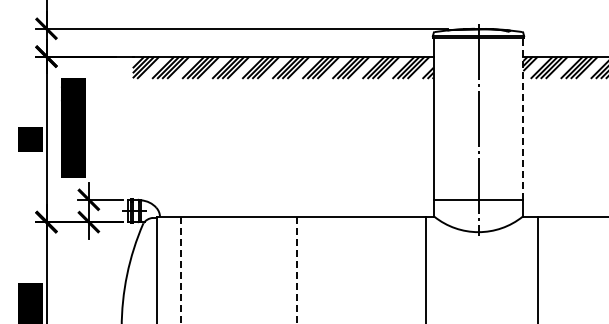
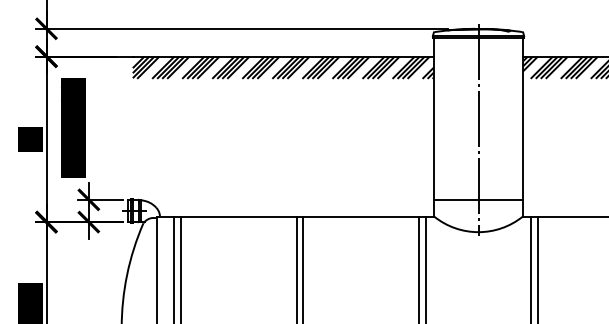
line: dashed -> solid (523, 118)
line: none -> present (174, 268)
line: none -> present (303, 268)
line: none -> present (419, 268)
line: none -> present (530, 268)
line: dashed -> solid (180, 270)
line: dashed -> solid (296, 270)
